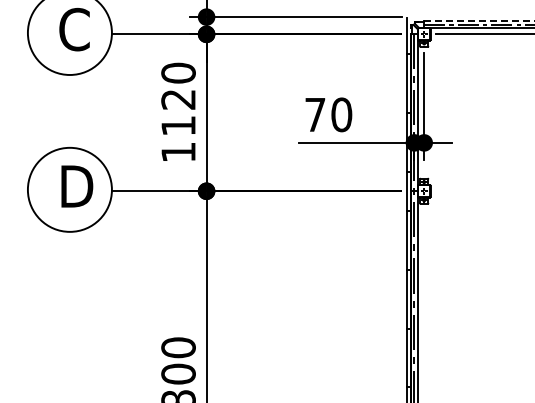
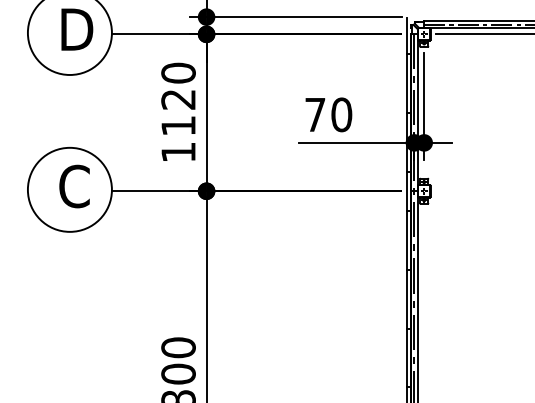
line: dashed -> solid (479, 20)
text: C -> D (76, 29)
text: D -> C (76, 186)
